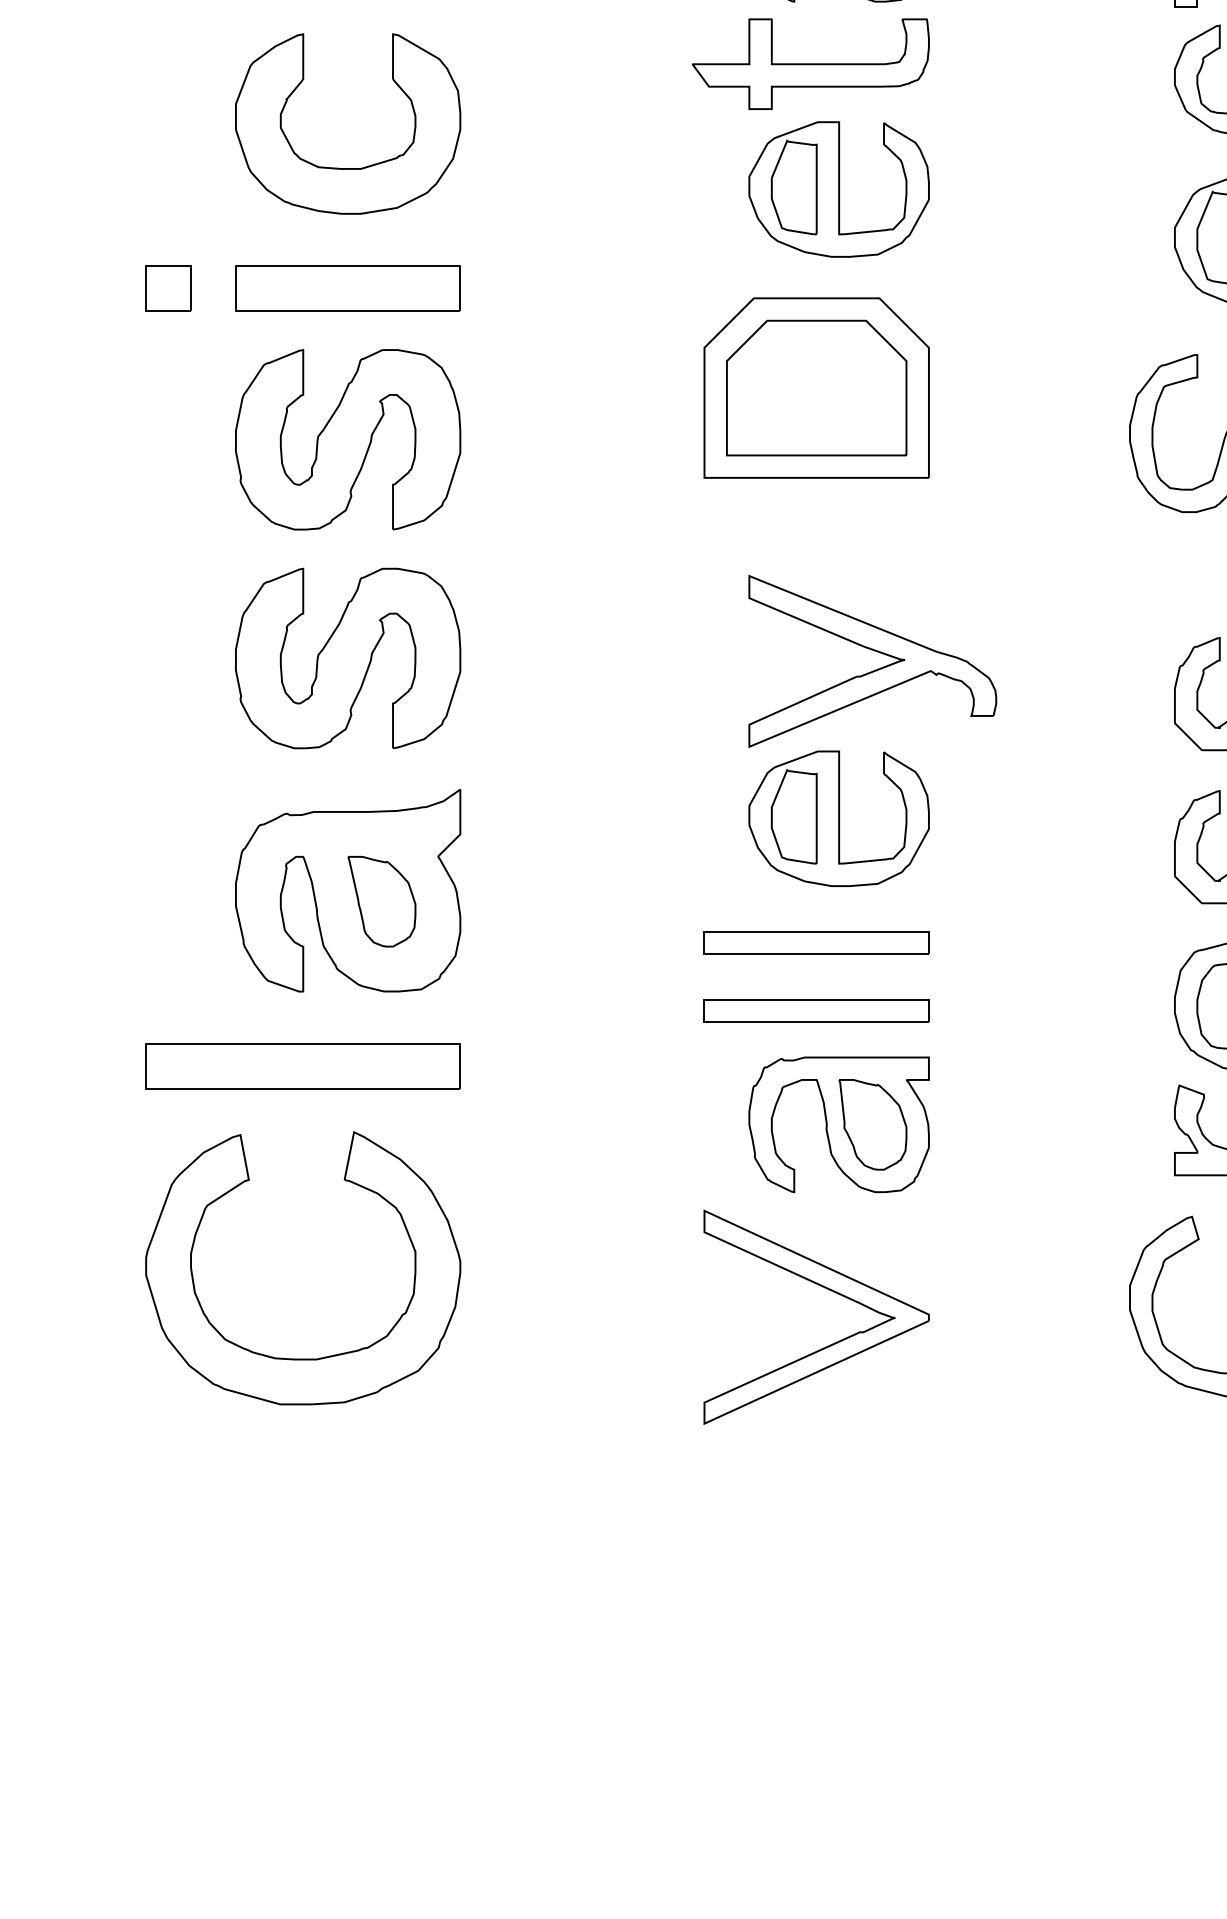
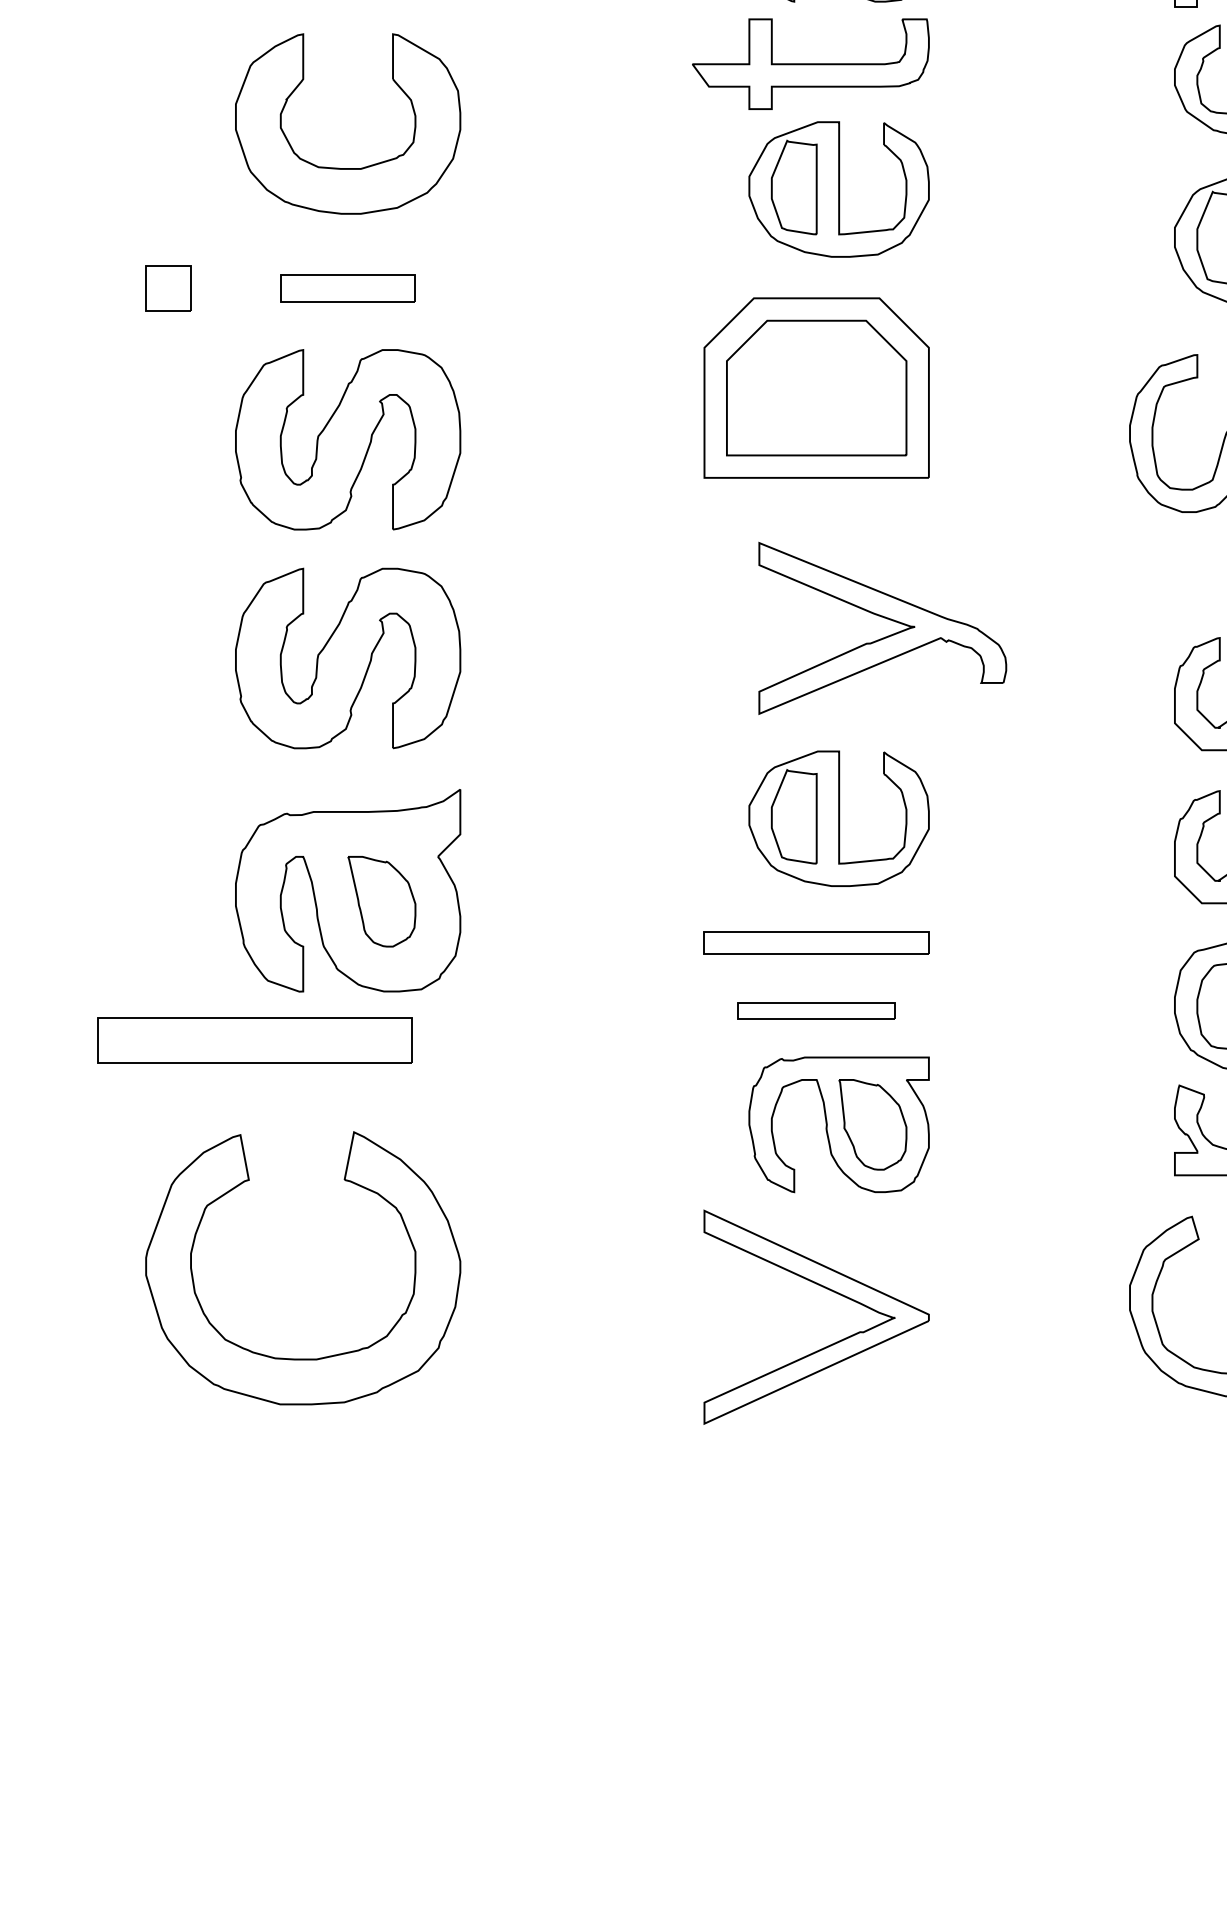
part size: 226x47 px -> 136x29 px (347, 288)
part position: (874, 651) -> (884, 618) (884, 618)
part size: 227x24 px -> 159x18 px (816, 1010)
part position: (302, 1066) -> (254, 1040) (254, 1040)
